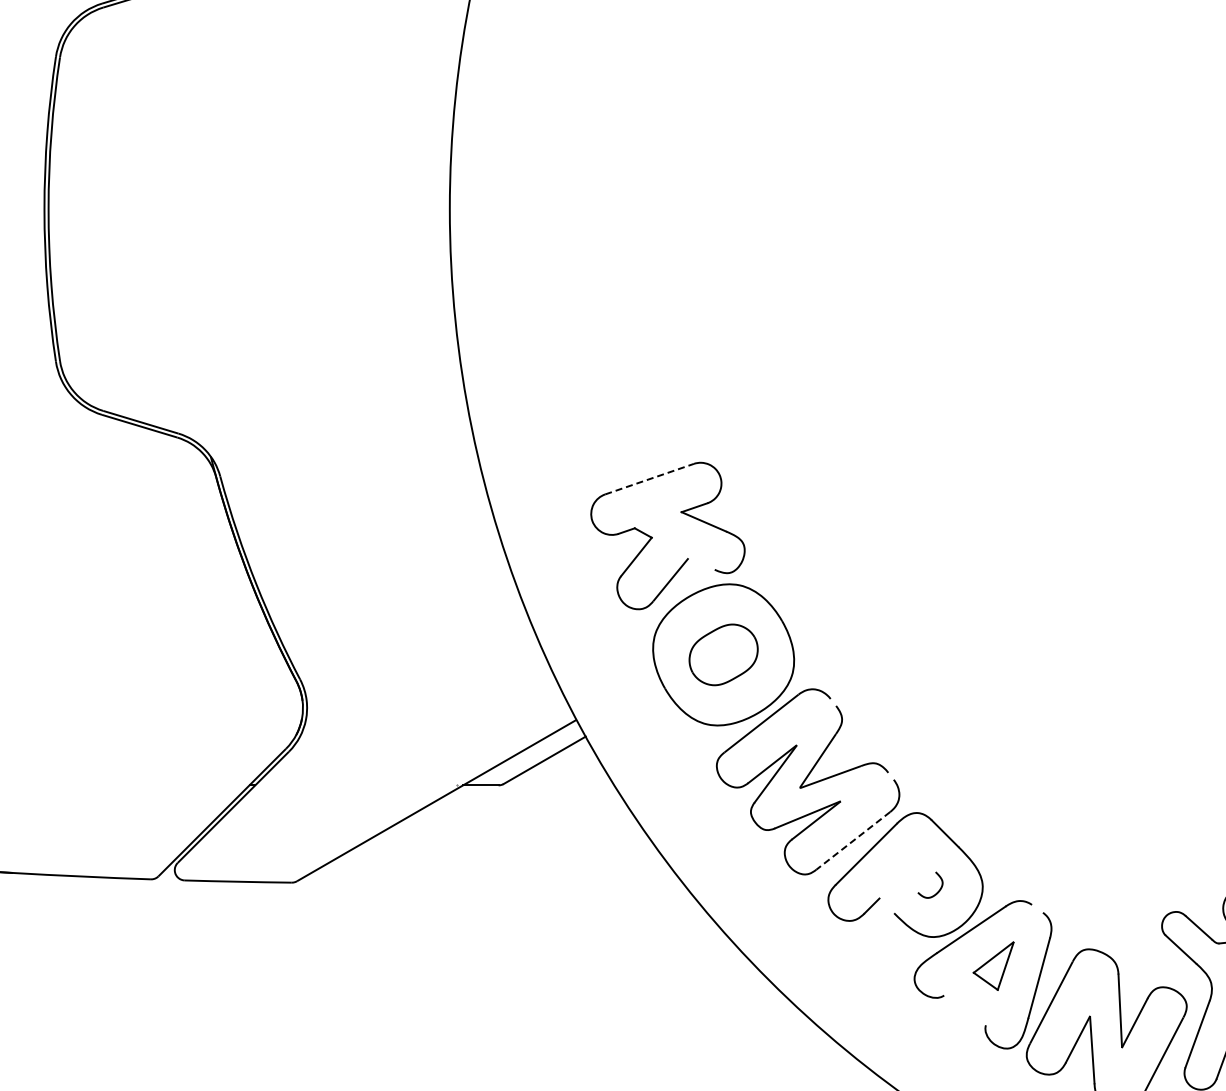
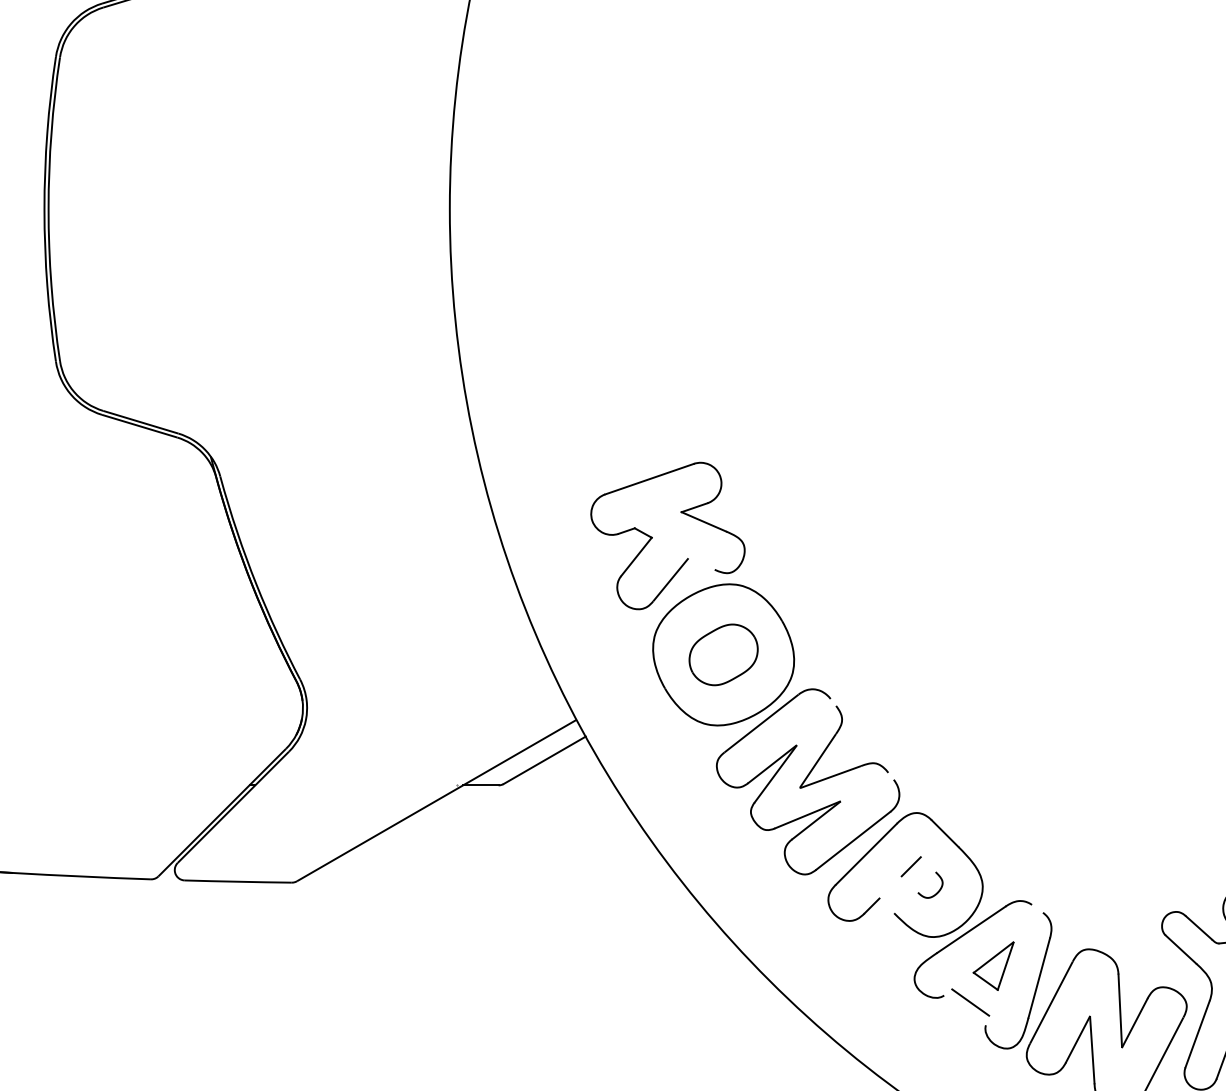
line: dashed -> solid (649, 479)
line: dashed -> solid (853, 840)
line: none -> present (910, 866)
line: none -> present (970, 1002)
